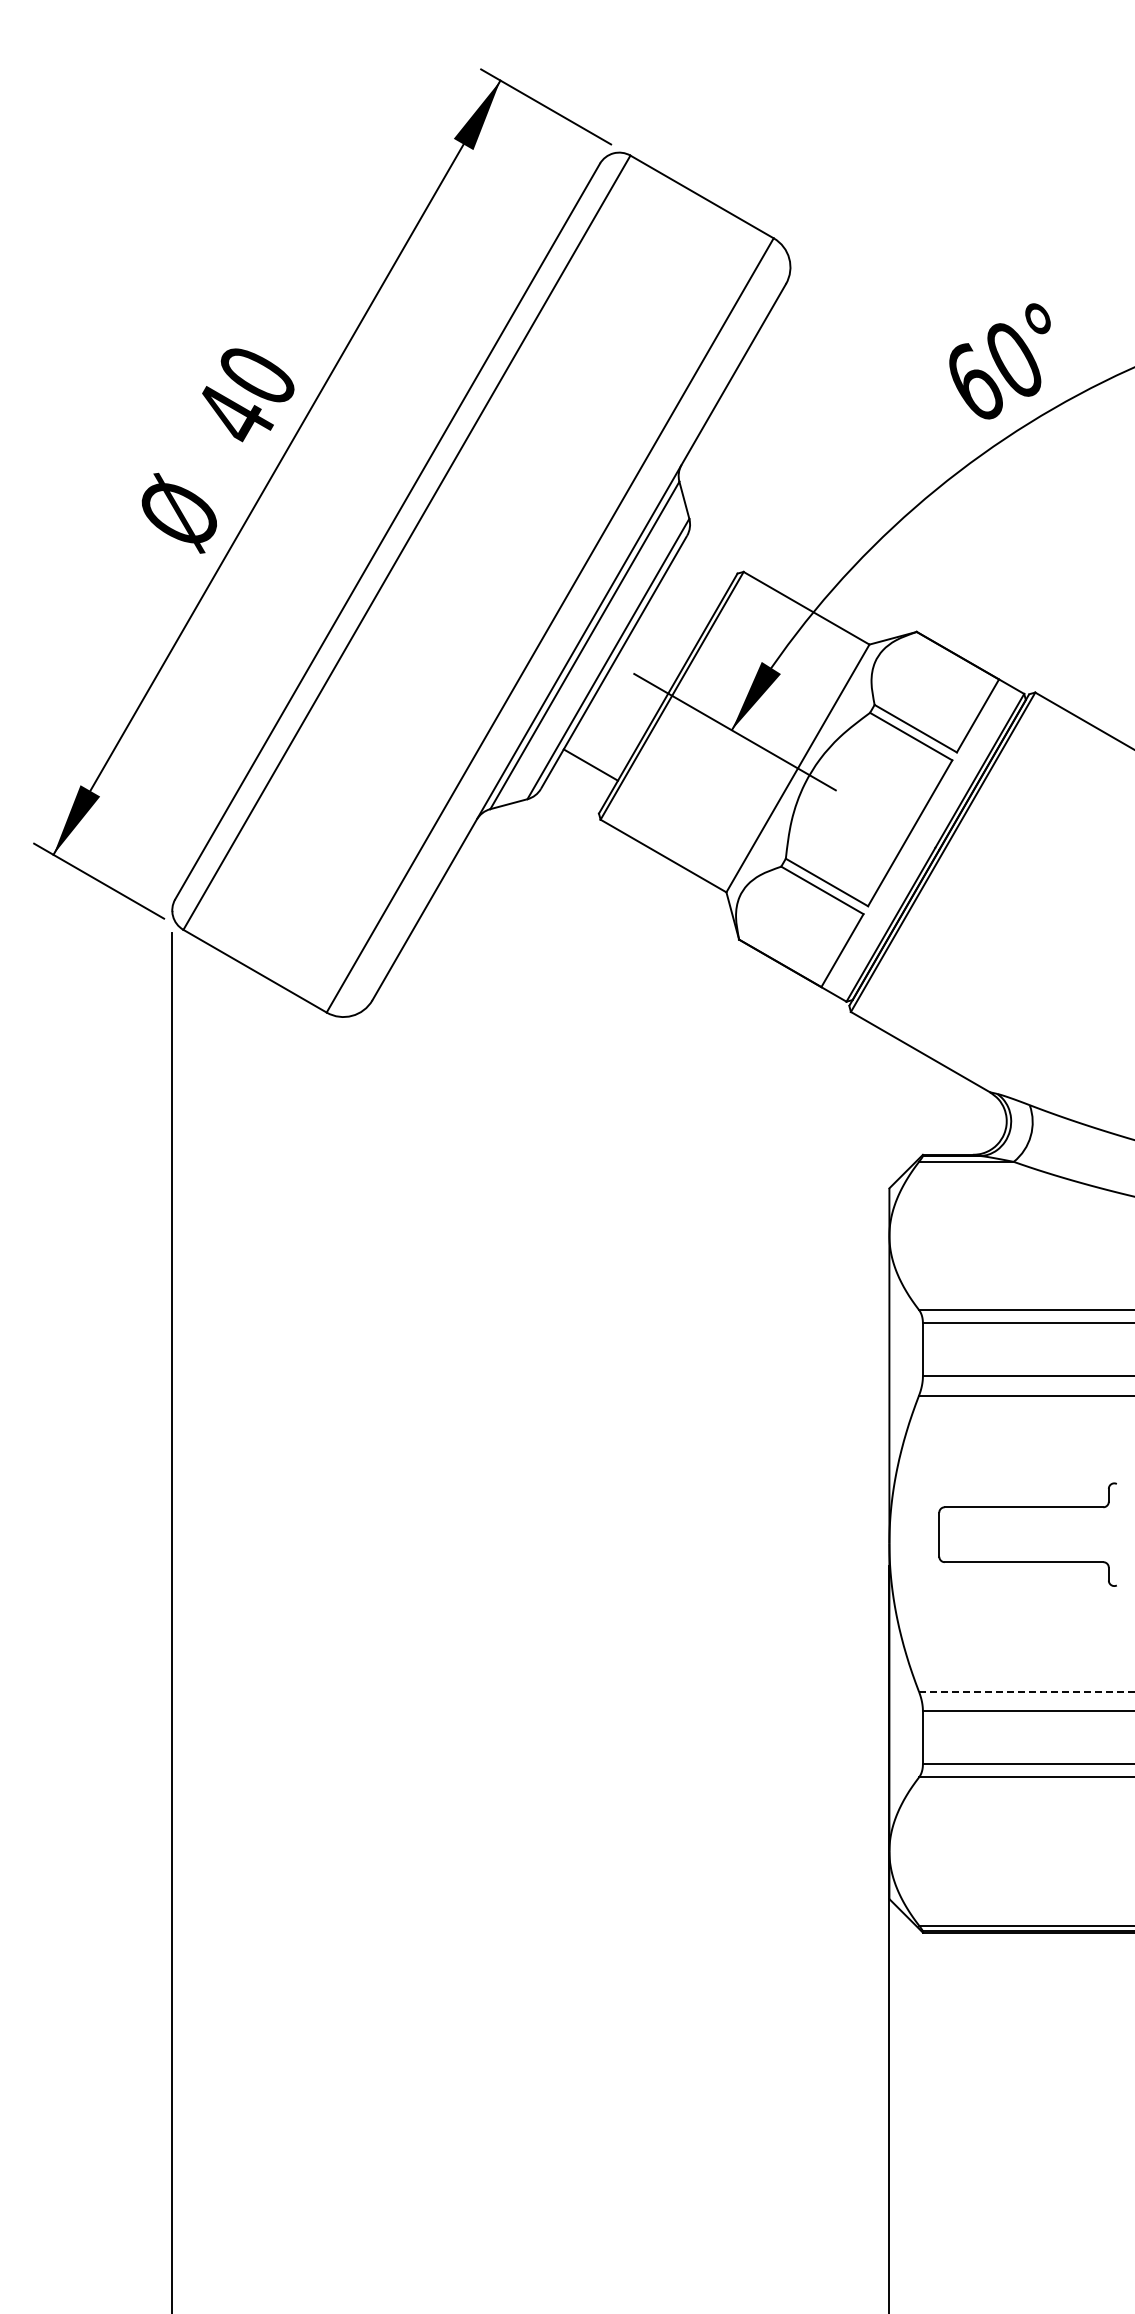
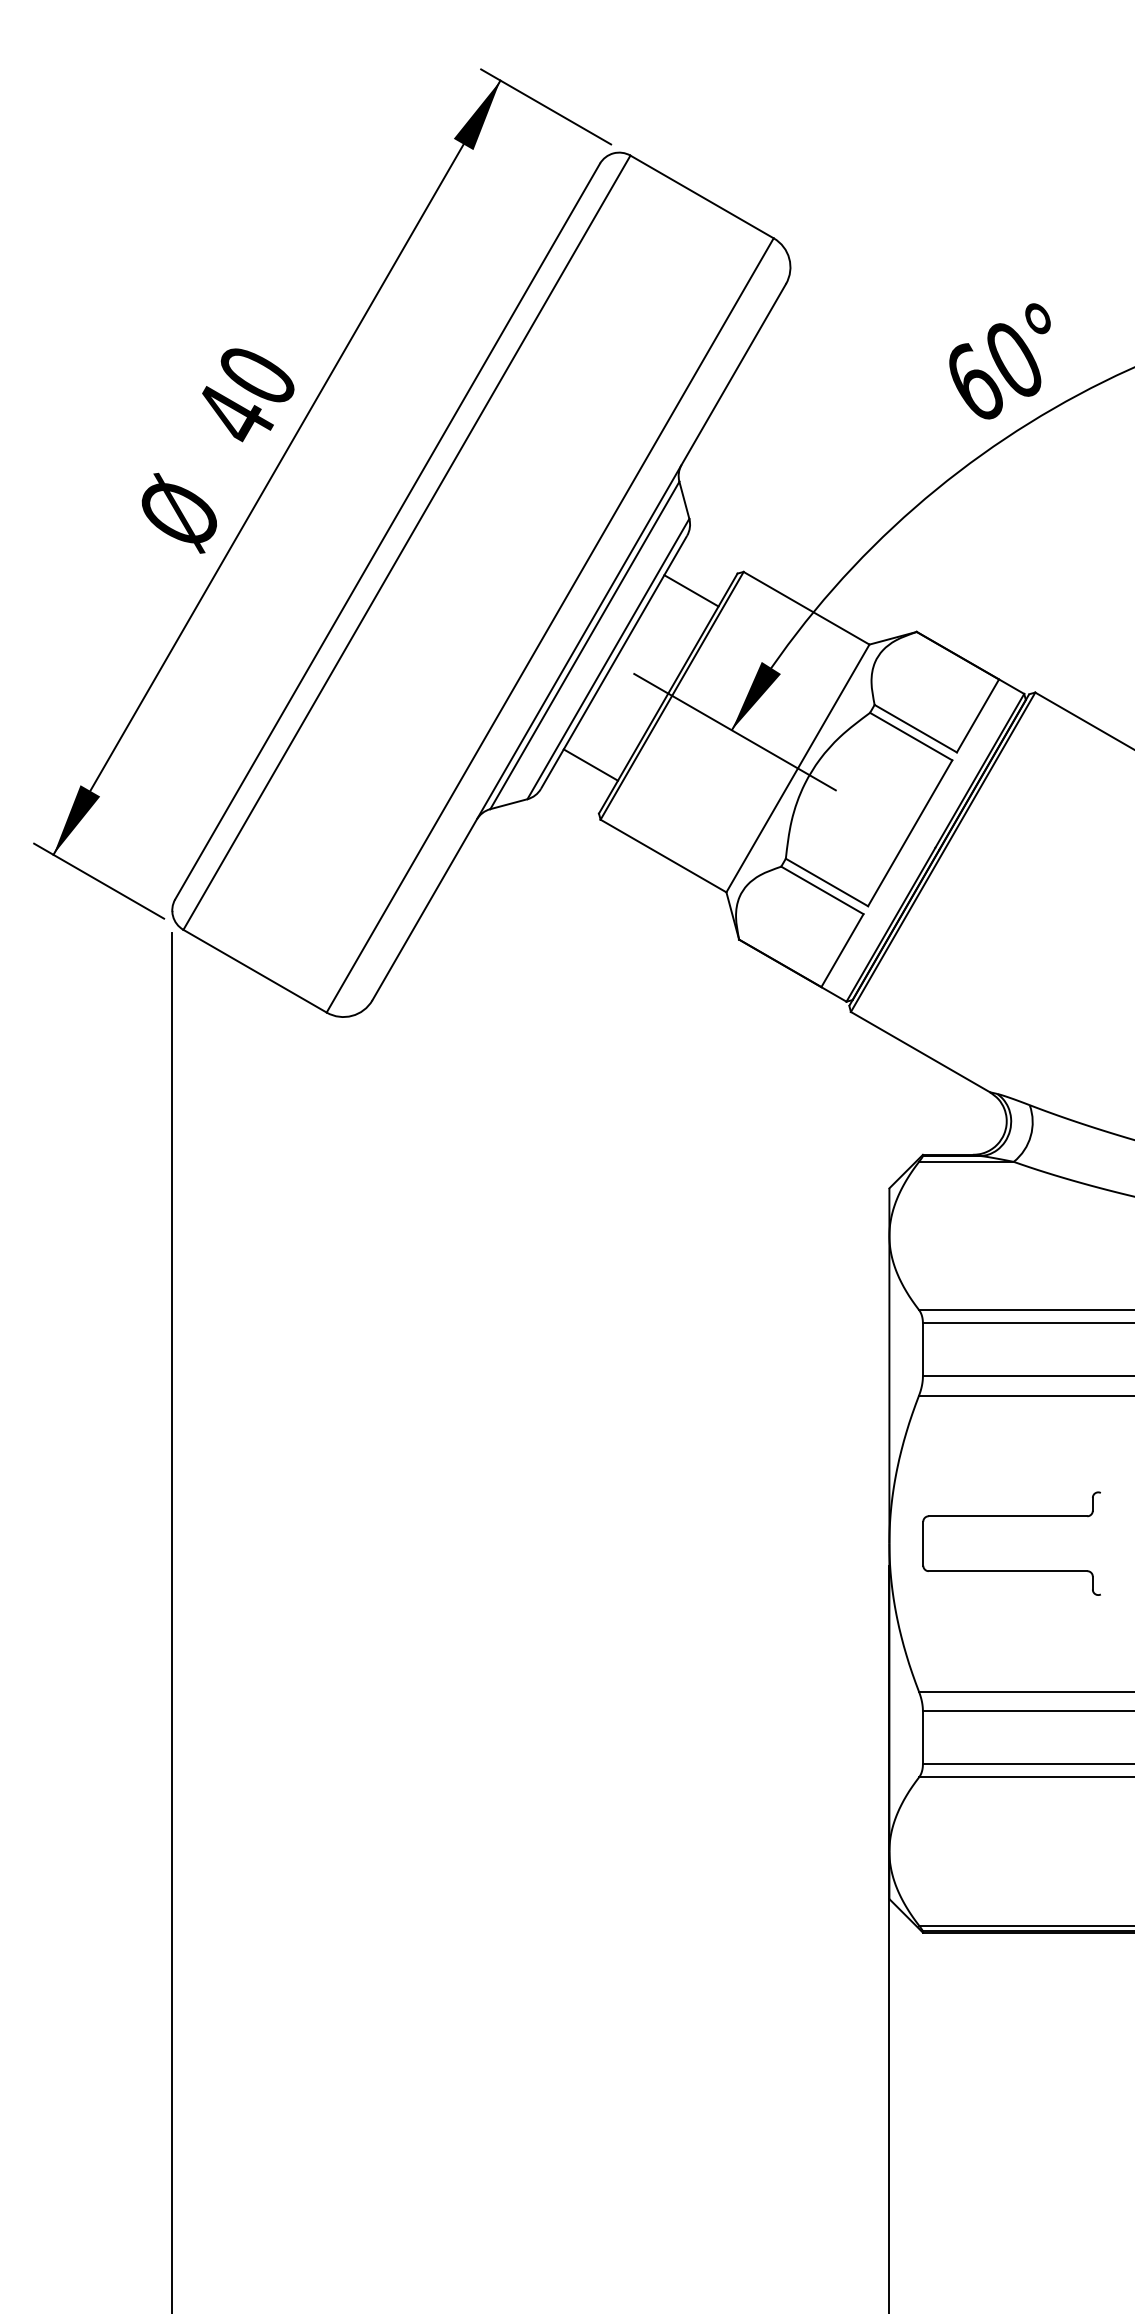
line: none -> present (691, 590)
part position: (1027, 1507) -> (1011, 1516) (1011, 1516)
line: dashed -> solid (1026, 1691)
